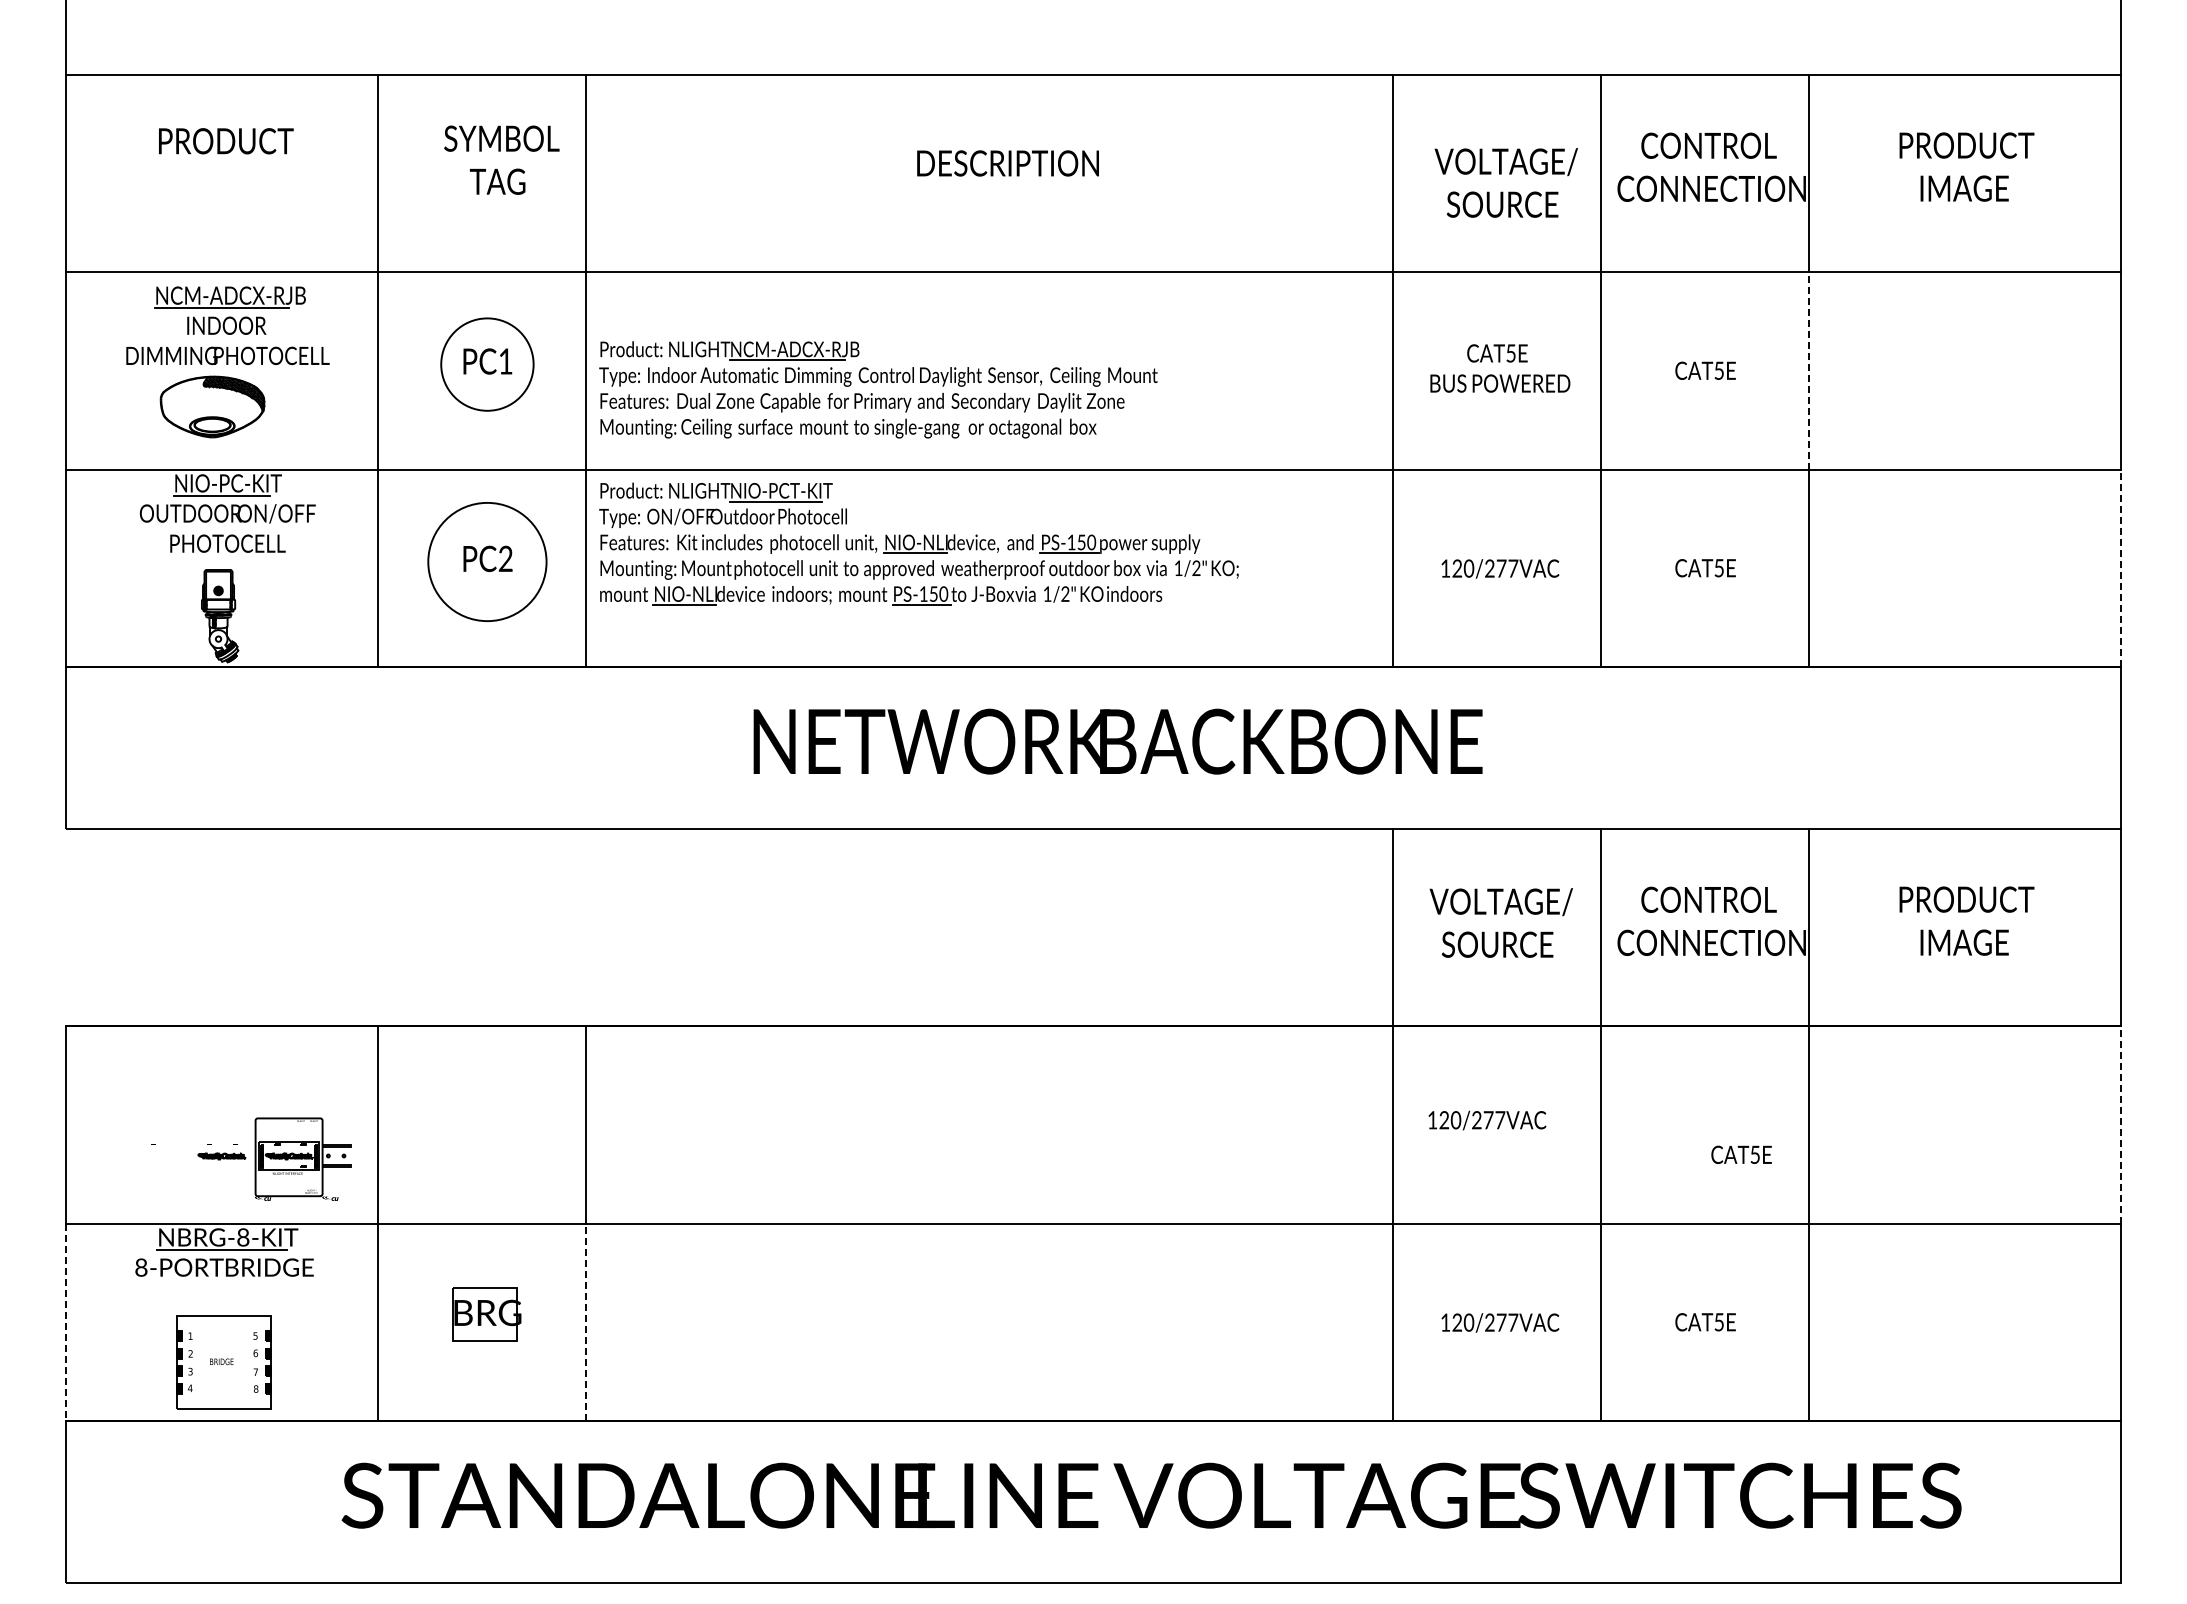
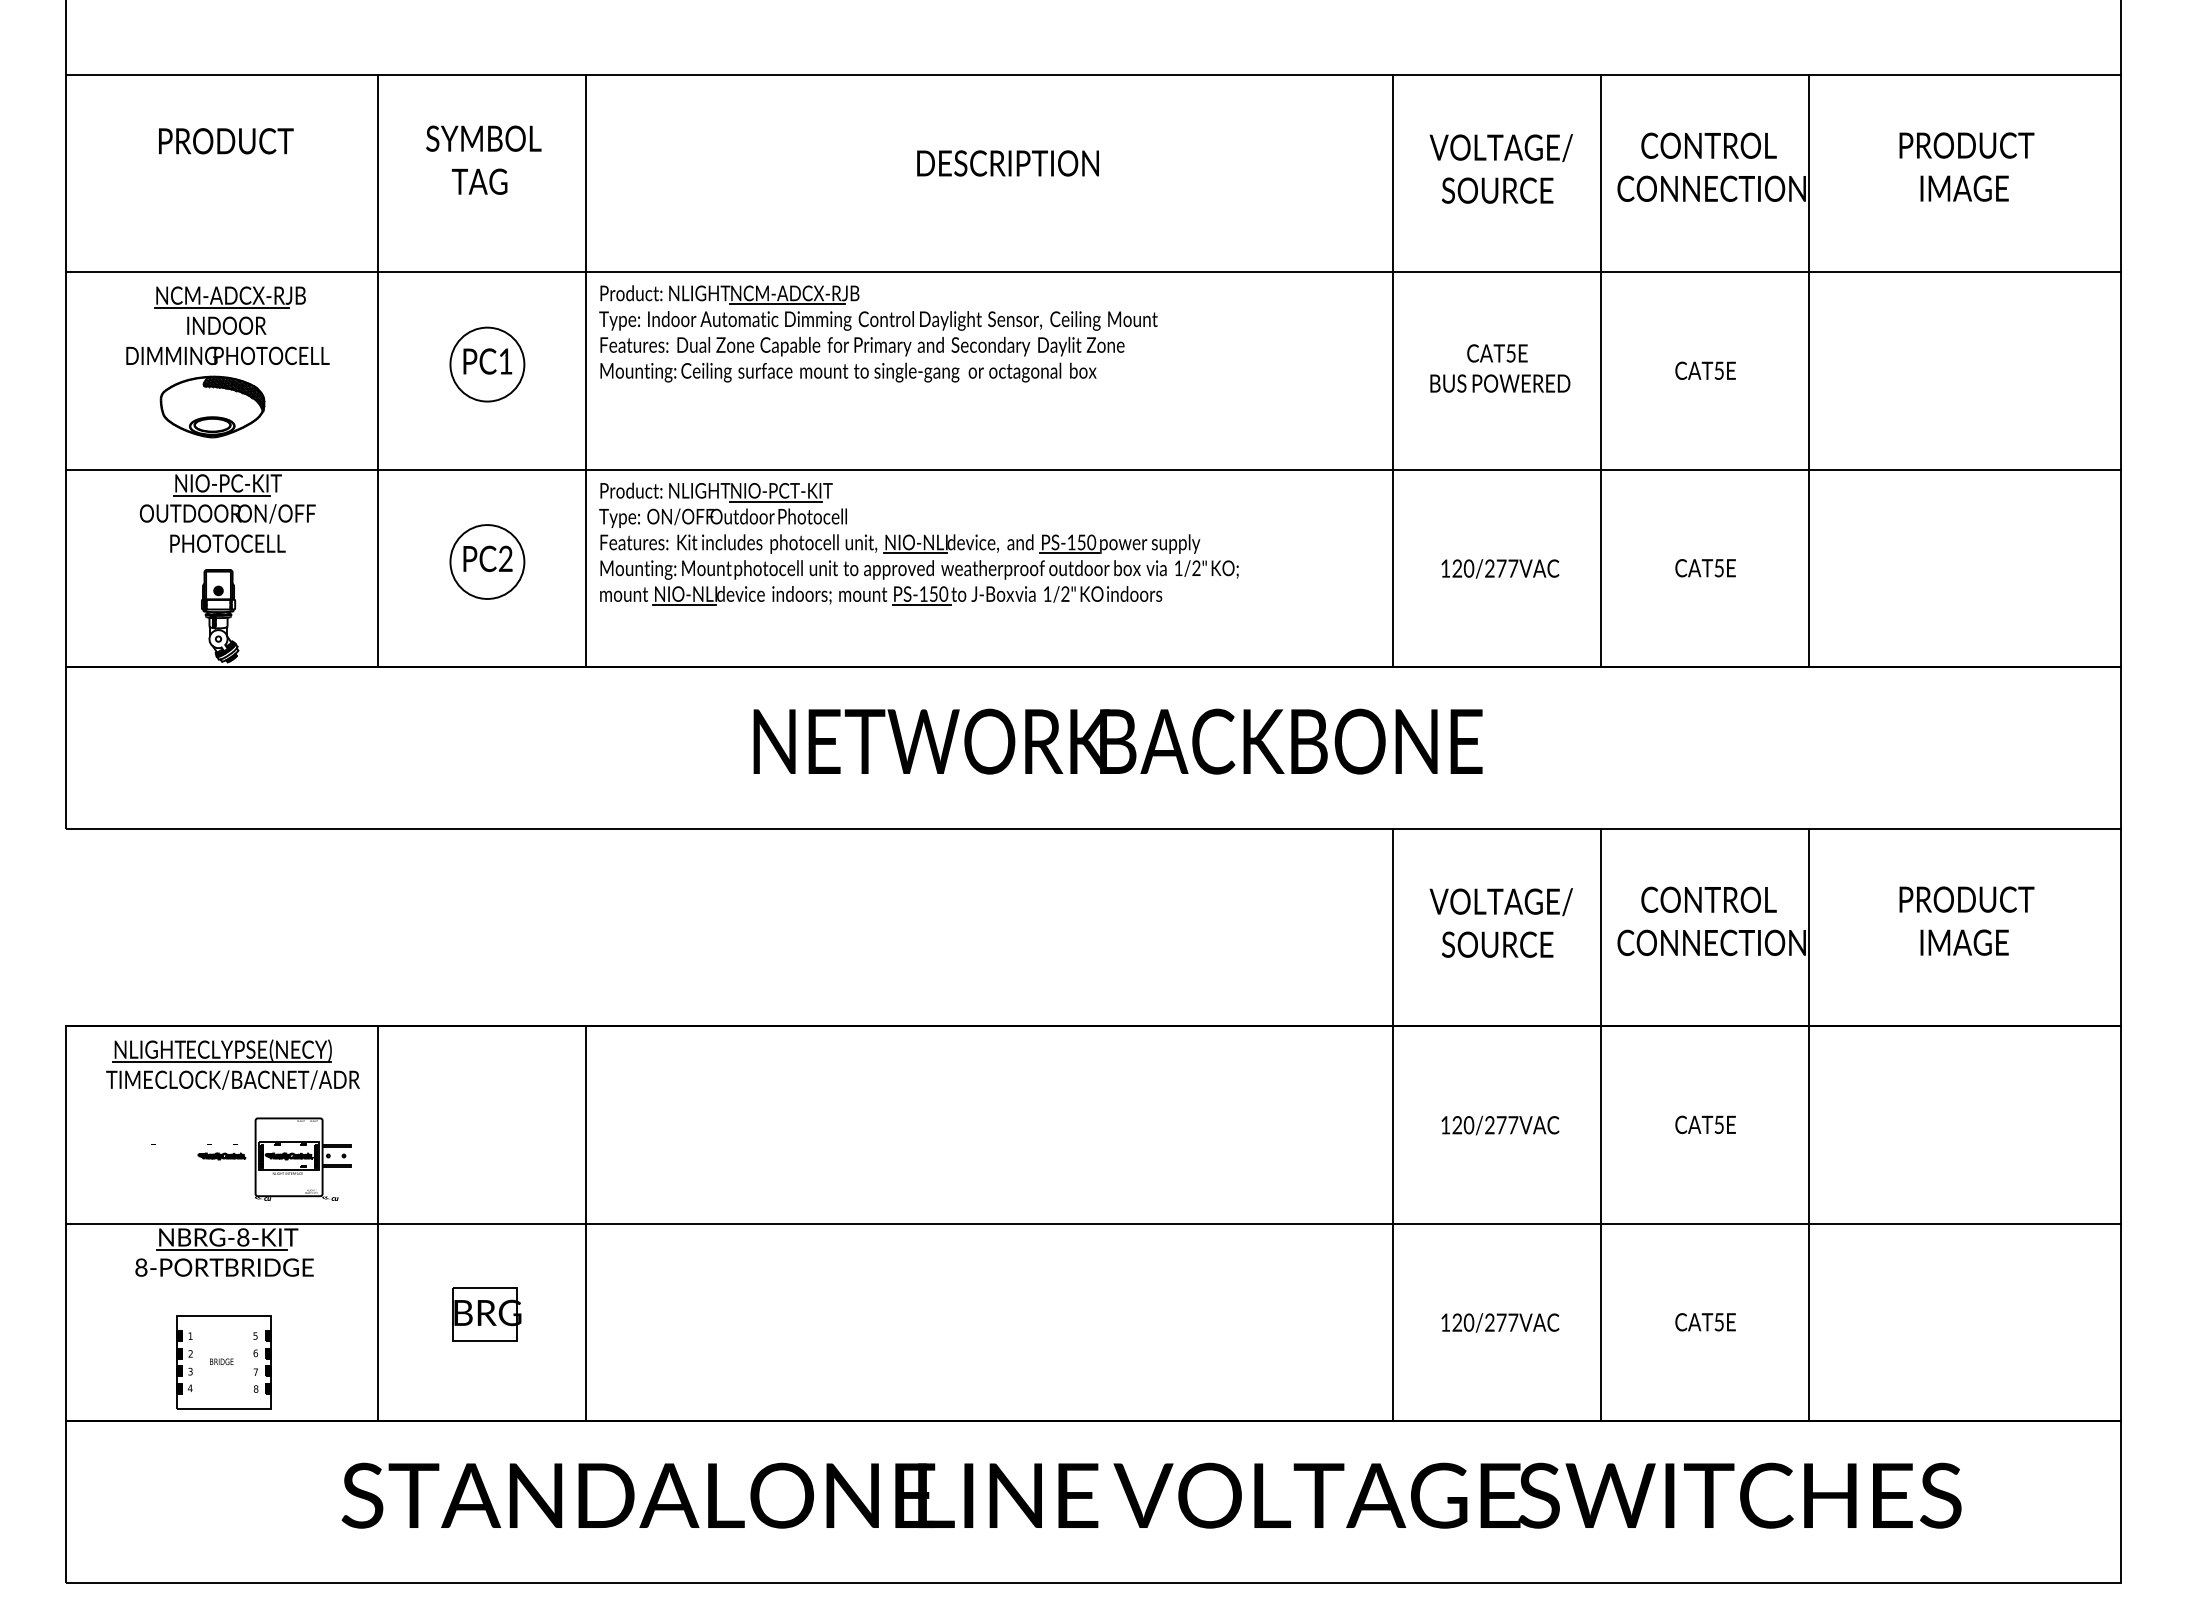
text position: (501, 159) -> (483, 159) (483, 159)
text position: (1505, 182) -> (1500, 168) (1500, 168)
circle diameter: 92 px -> 74 px (487, 364)
line: dashed -> solid (1809, 370)
part position: (872, 393) -> (872, 337) (872, 337)
circle diameter: 118 px -> 74 px (487, 561)
line: dashed -> solid (2121, 568)
part: none -> present (232, 1064)
text position: (1487, 1120) -> (1500, 1125) (1500, 1125)
line: dashed -> solid (2121, 1124)
text position: (1741, 1154) -> (1705, 1124) (1705, 1124)
line: dashed -> solid (65, 1322)
line: dashed -> solid (585, 1322)
